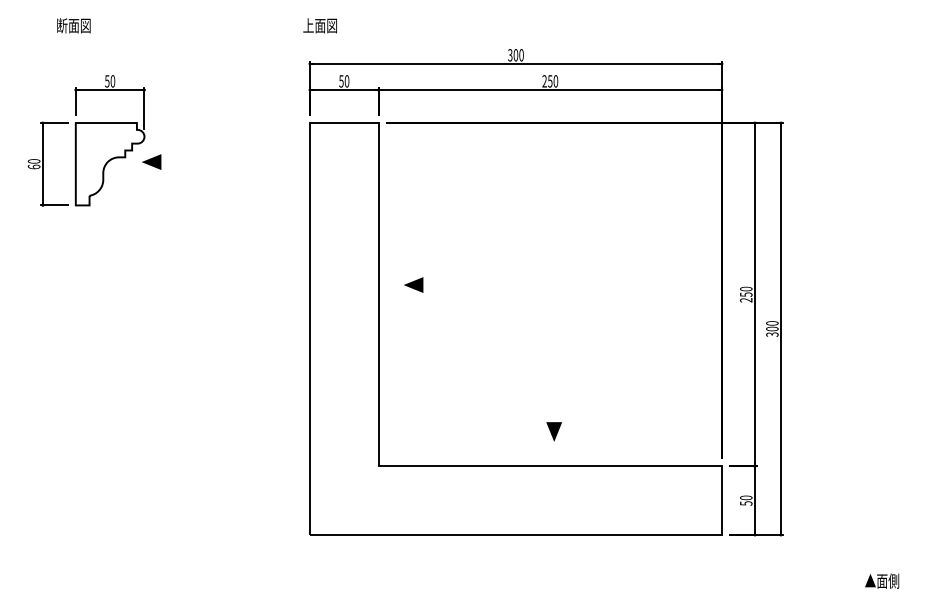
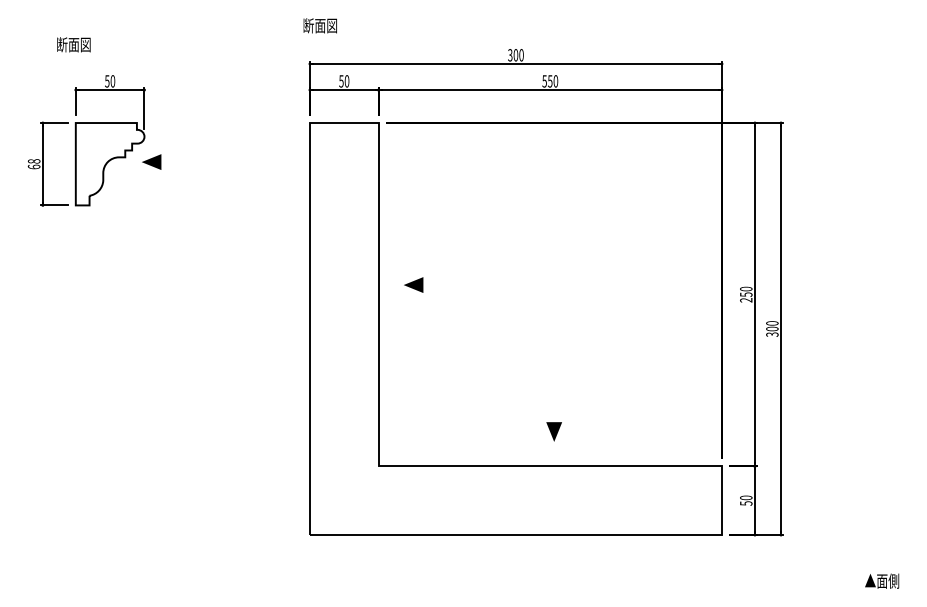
text position: (73, 25) -> (73, 44) (73, 44)
text: 上面図 -> 断面図 (308, 25)
text: 250 -> 550 (544, 81)
text: 60 -> 68 (34, 161)
